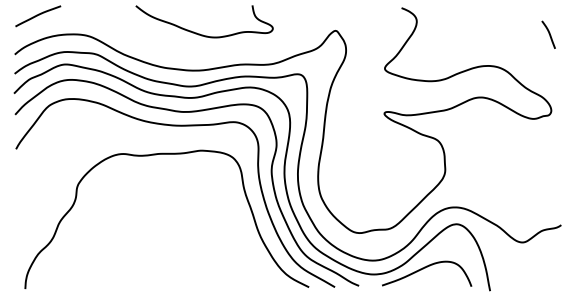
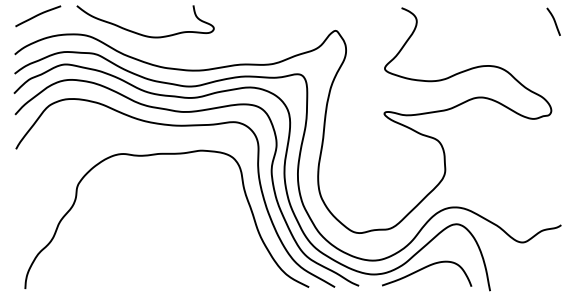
curve position: (199, 33) -> (140, 33) (140, 33)
curve position: (548, 33) -> (553, 20) (553, 20)
